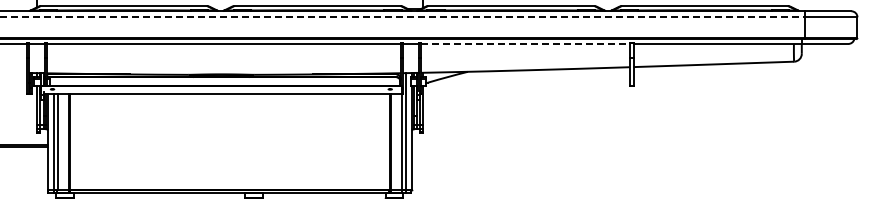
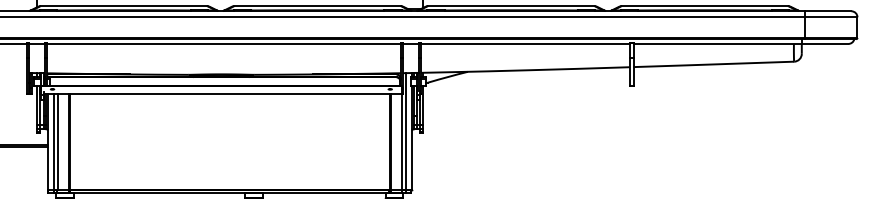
line: dashed -> solid (402, 17)
line: dashed -> solid (526, 43)
